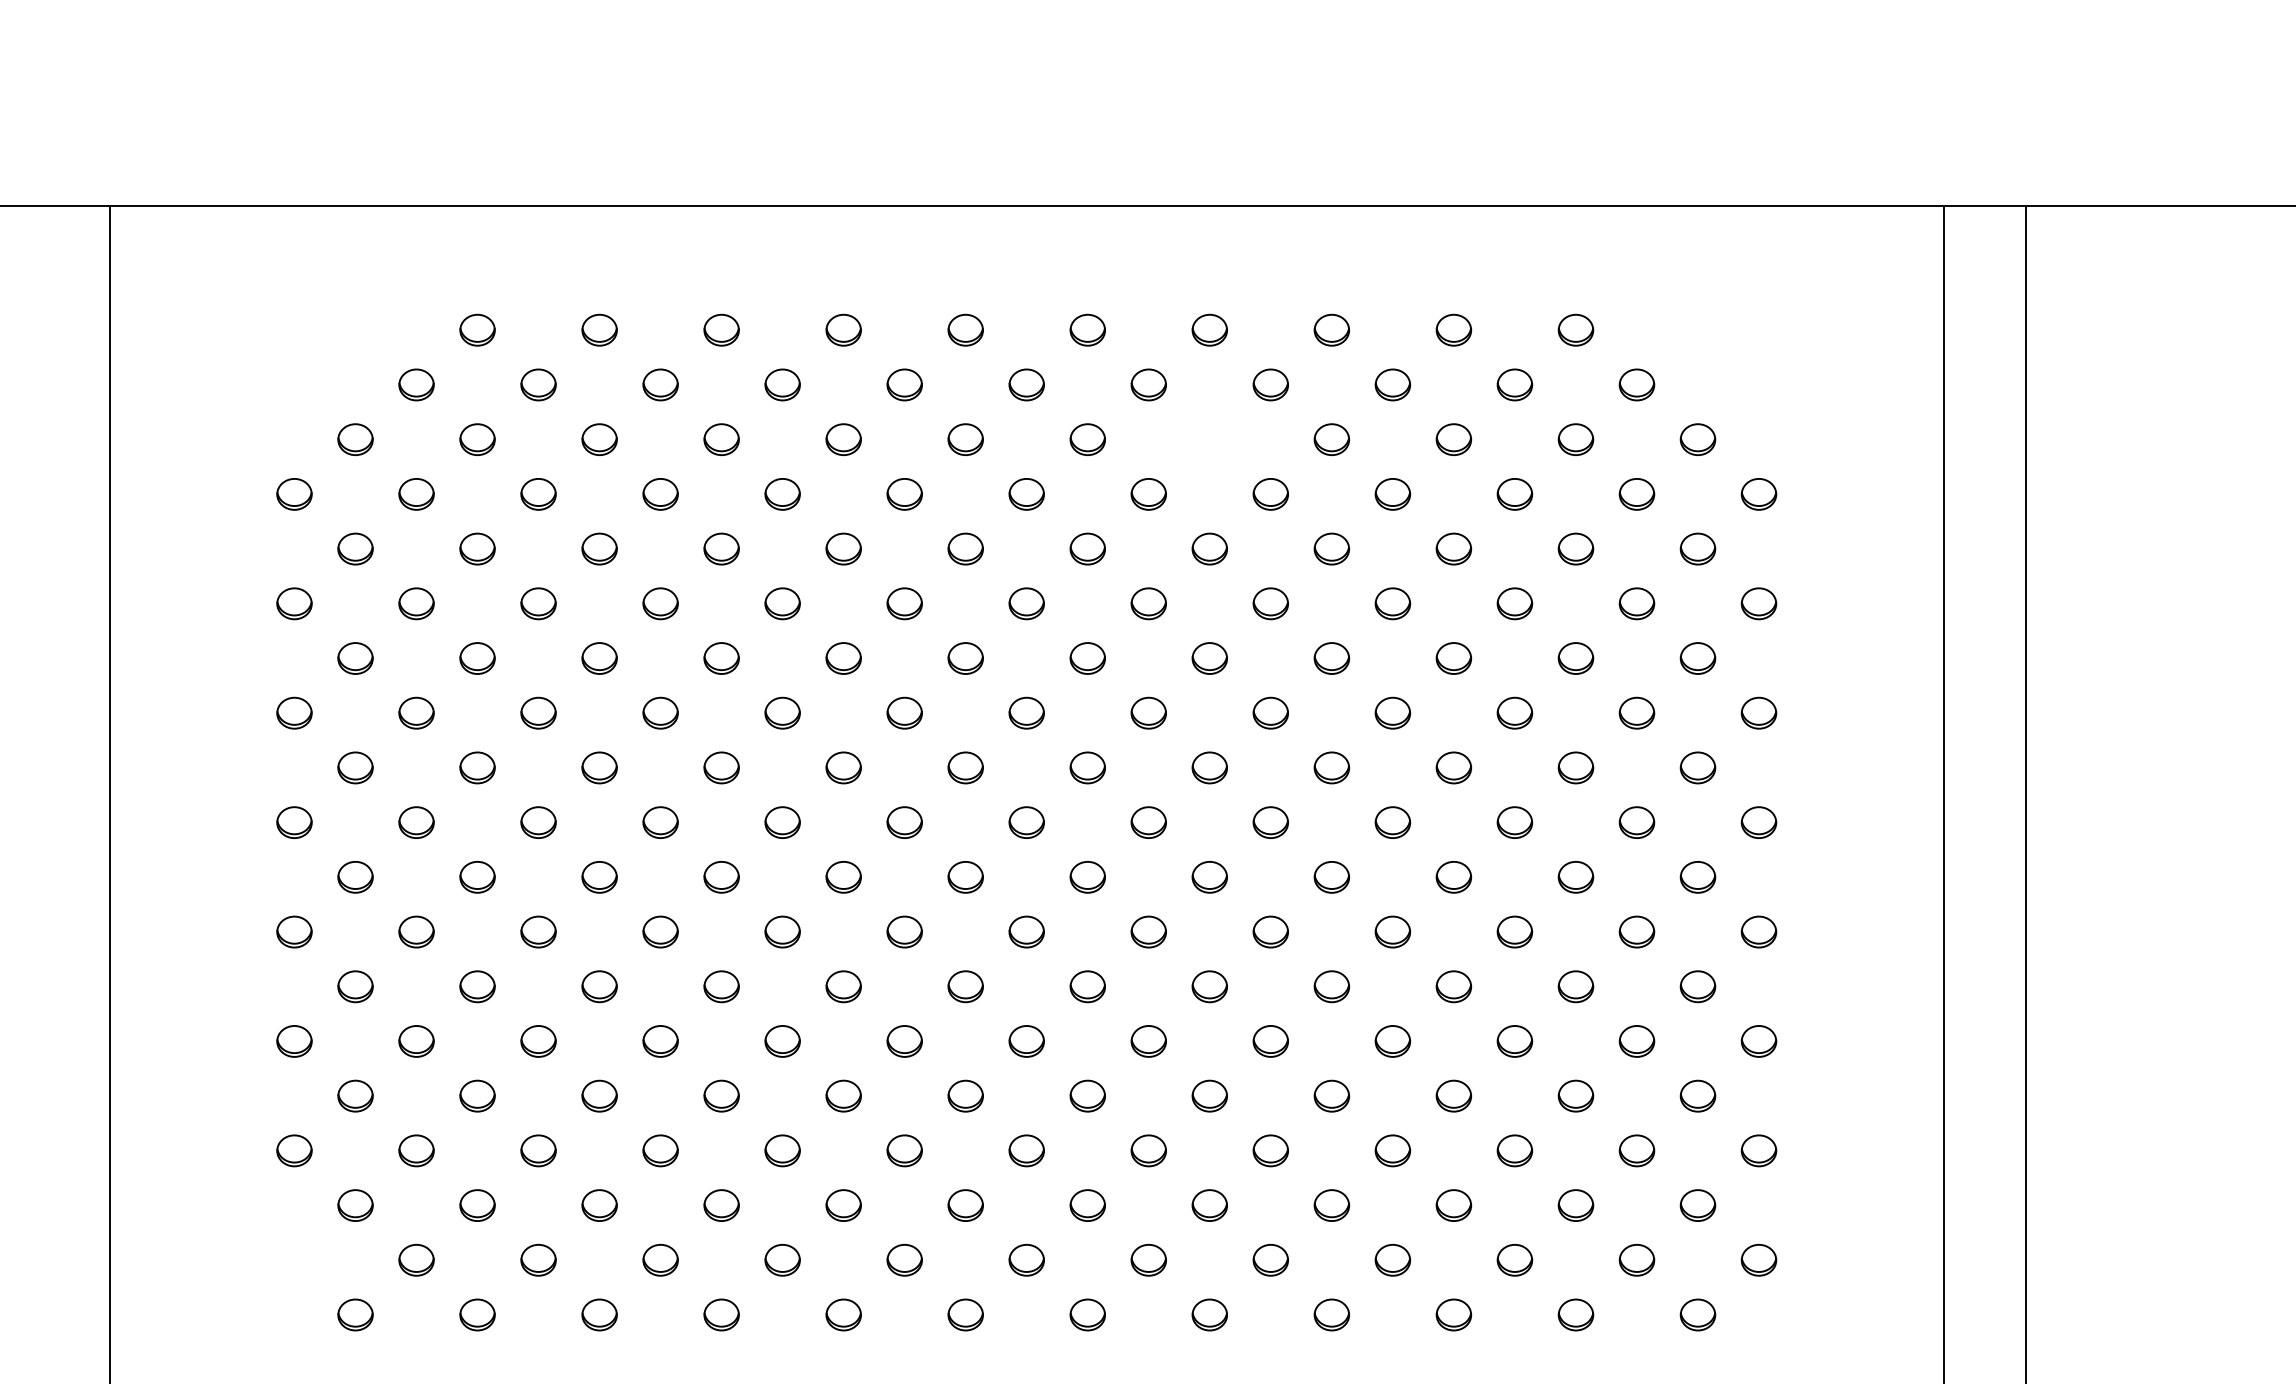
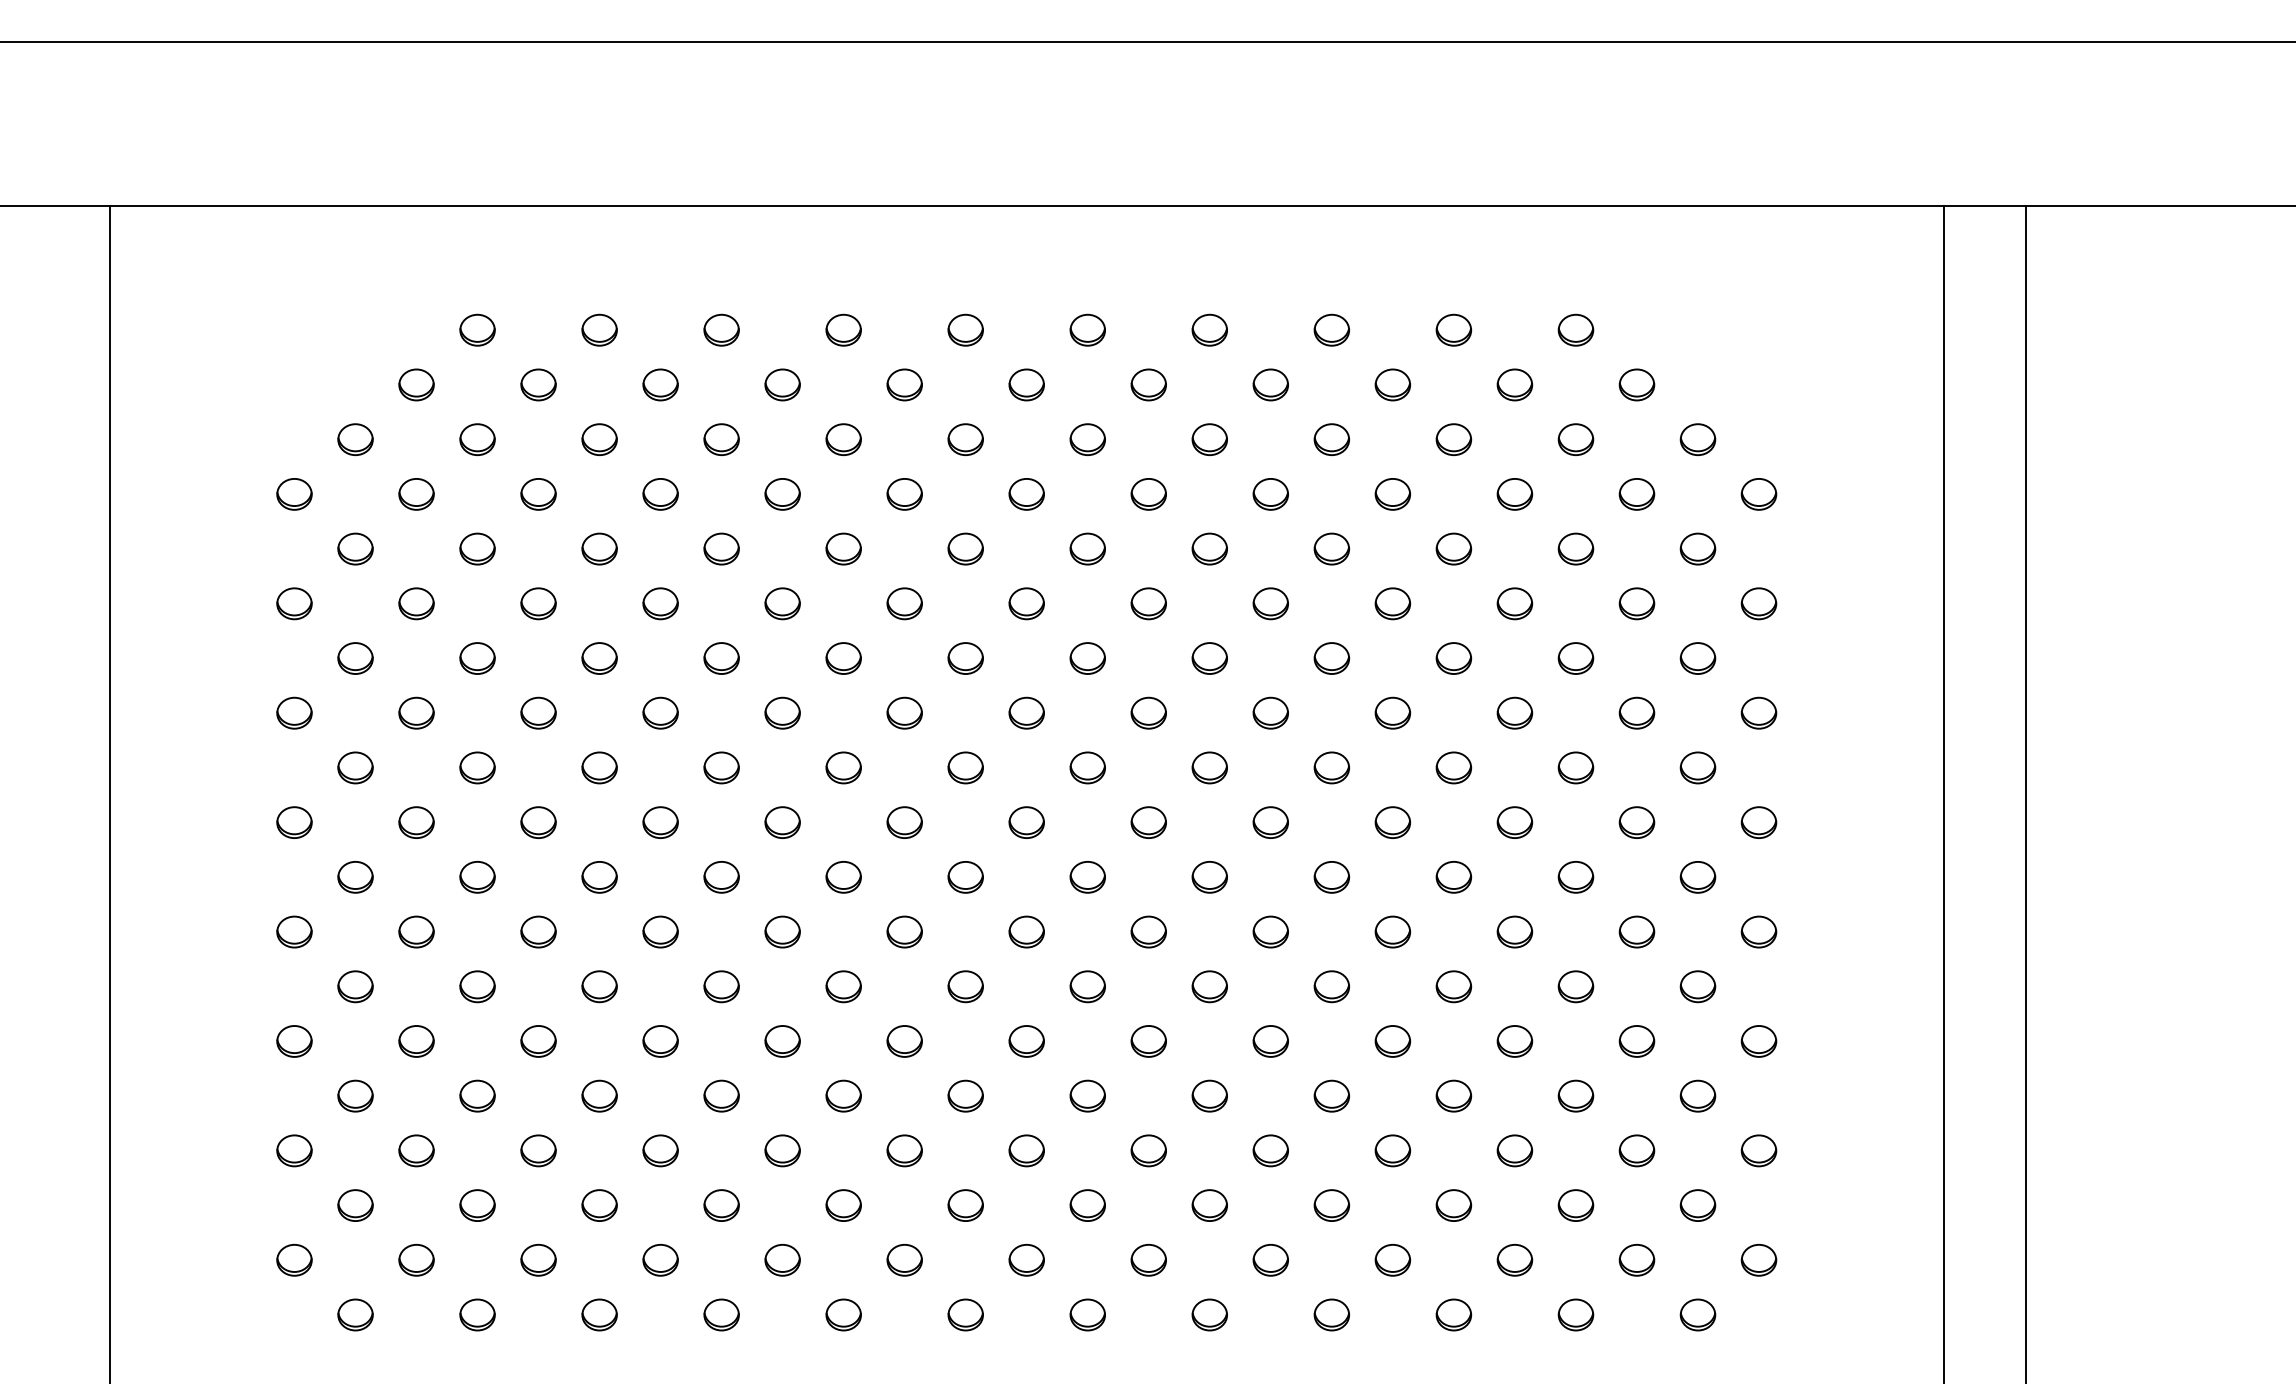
line: none -> present (1147, 41)
part: none -> present (1209, 439)
part: none -> present (294, 1259)
